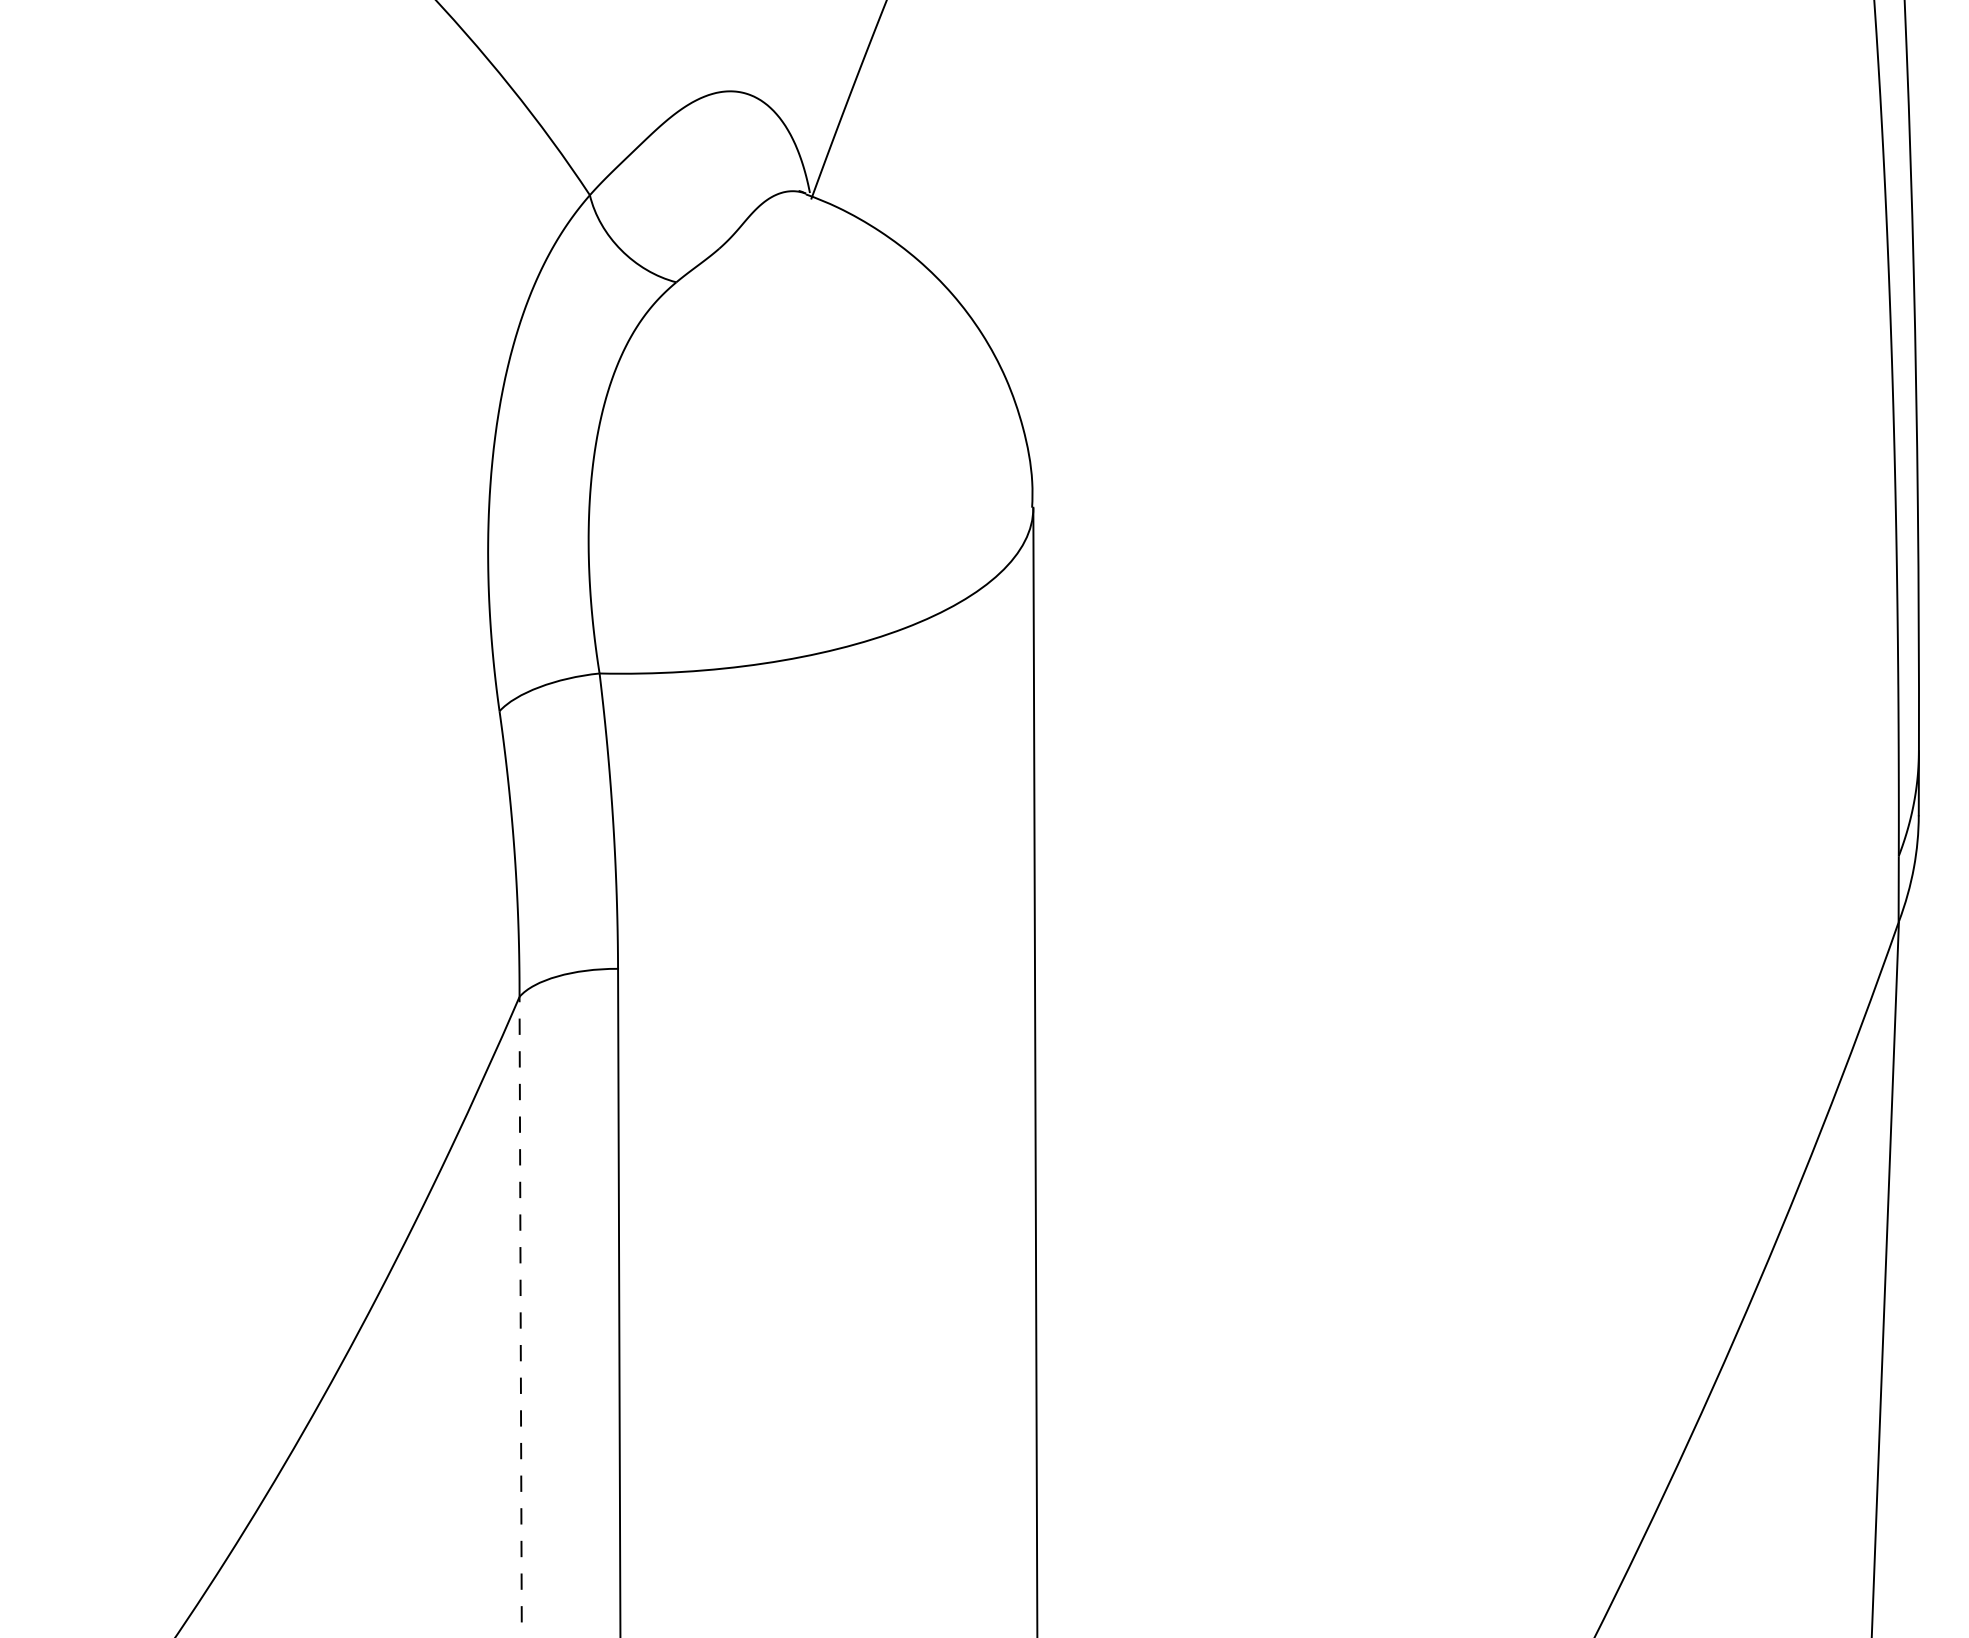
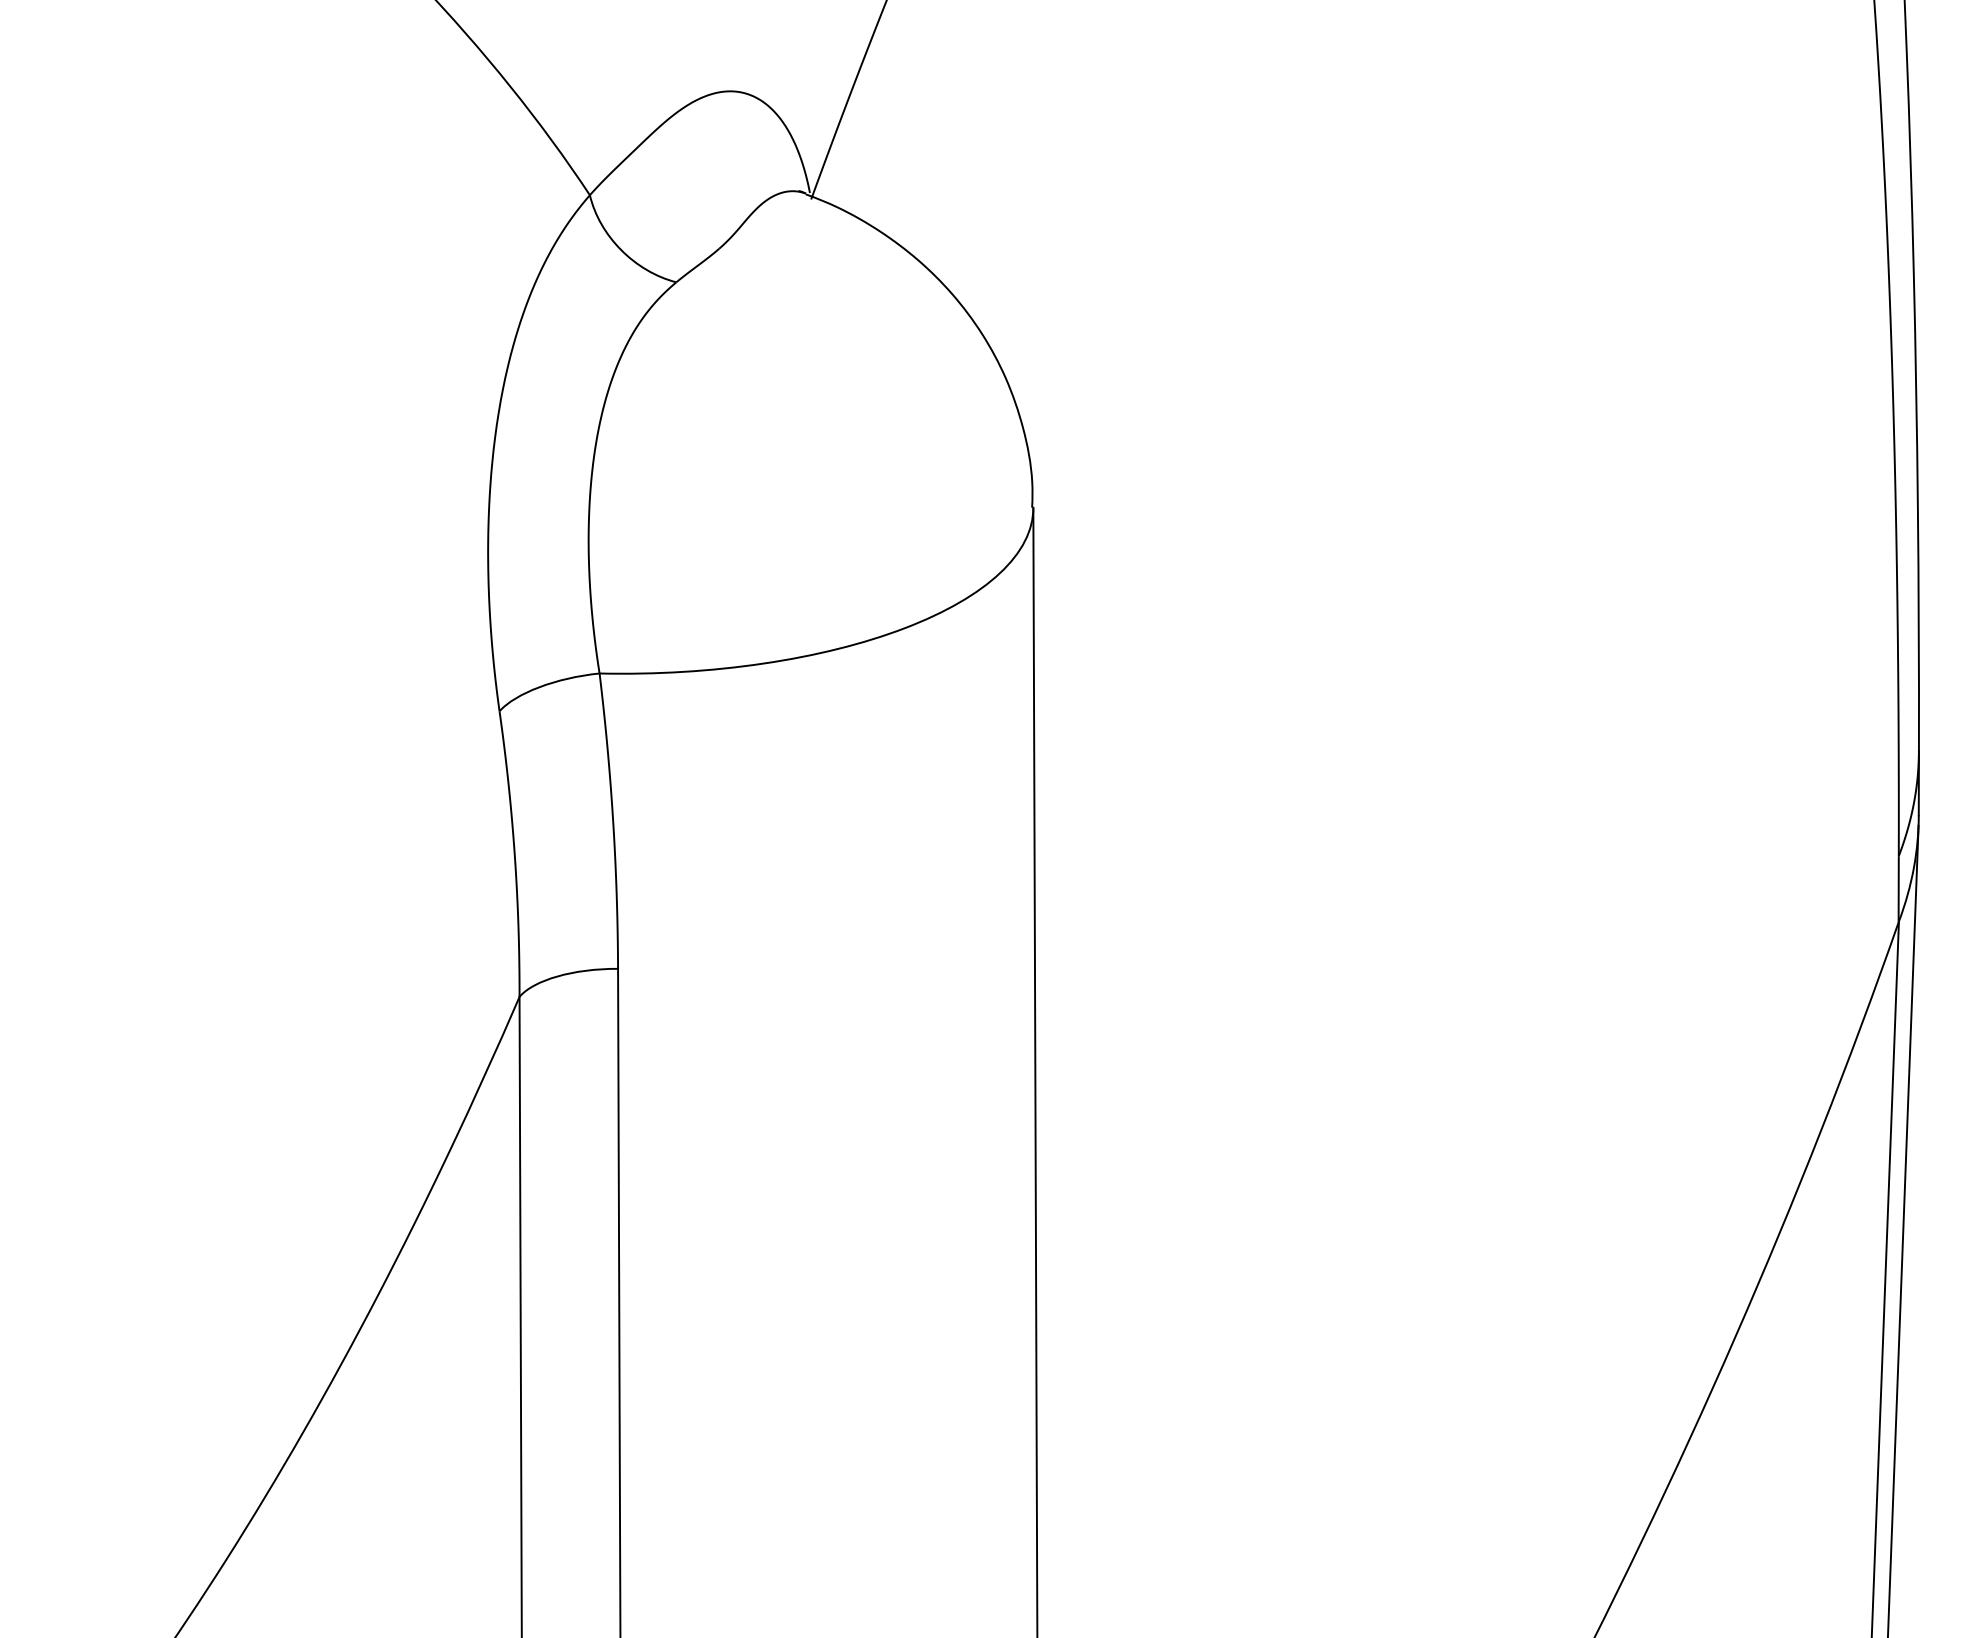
line: none -> present (1903, 1229)
line: dashed -> solid (520, 1316)
